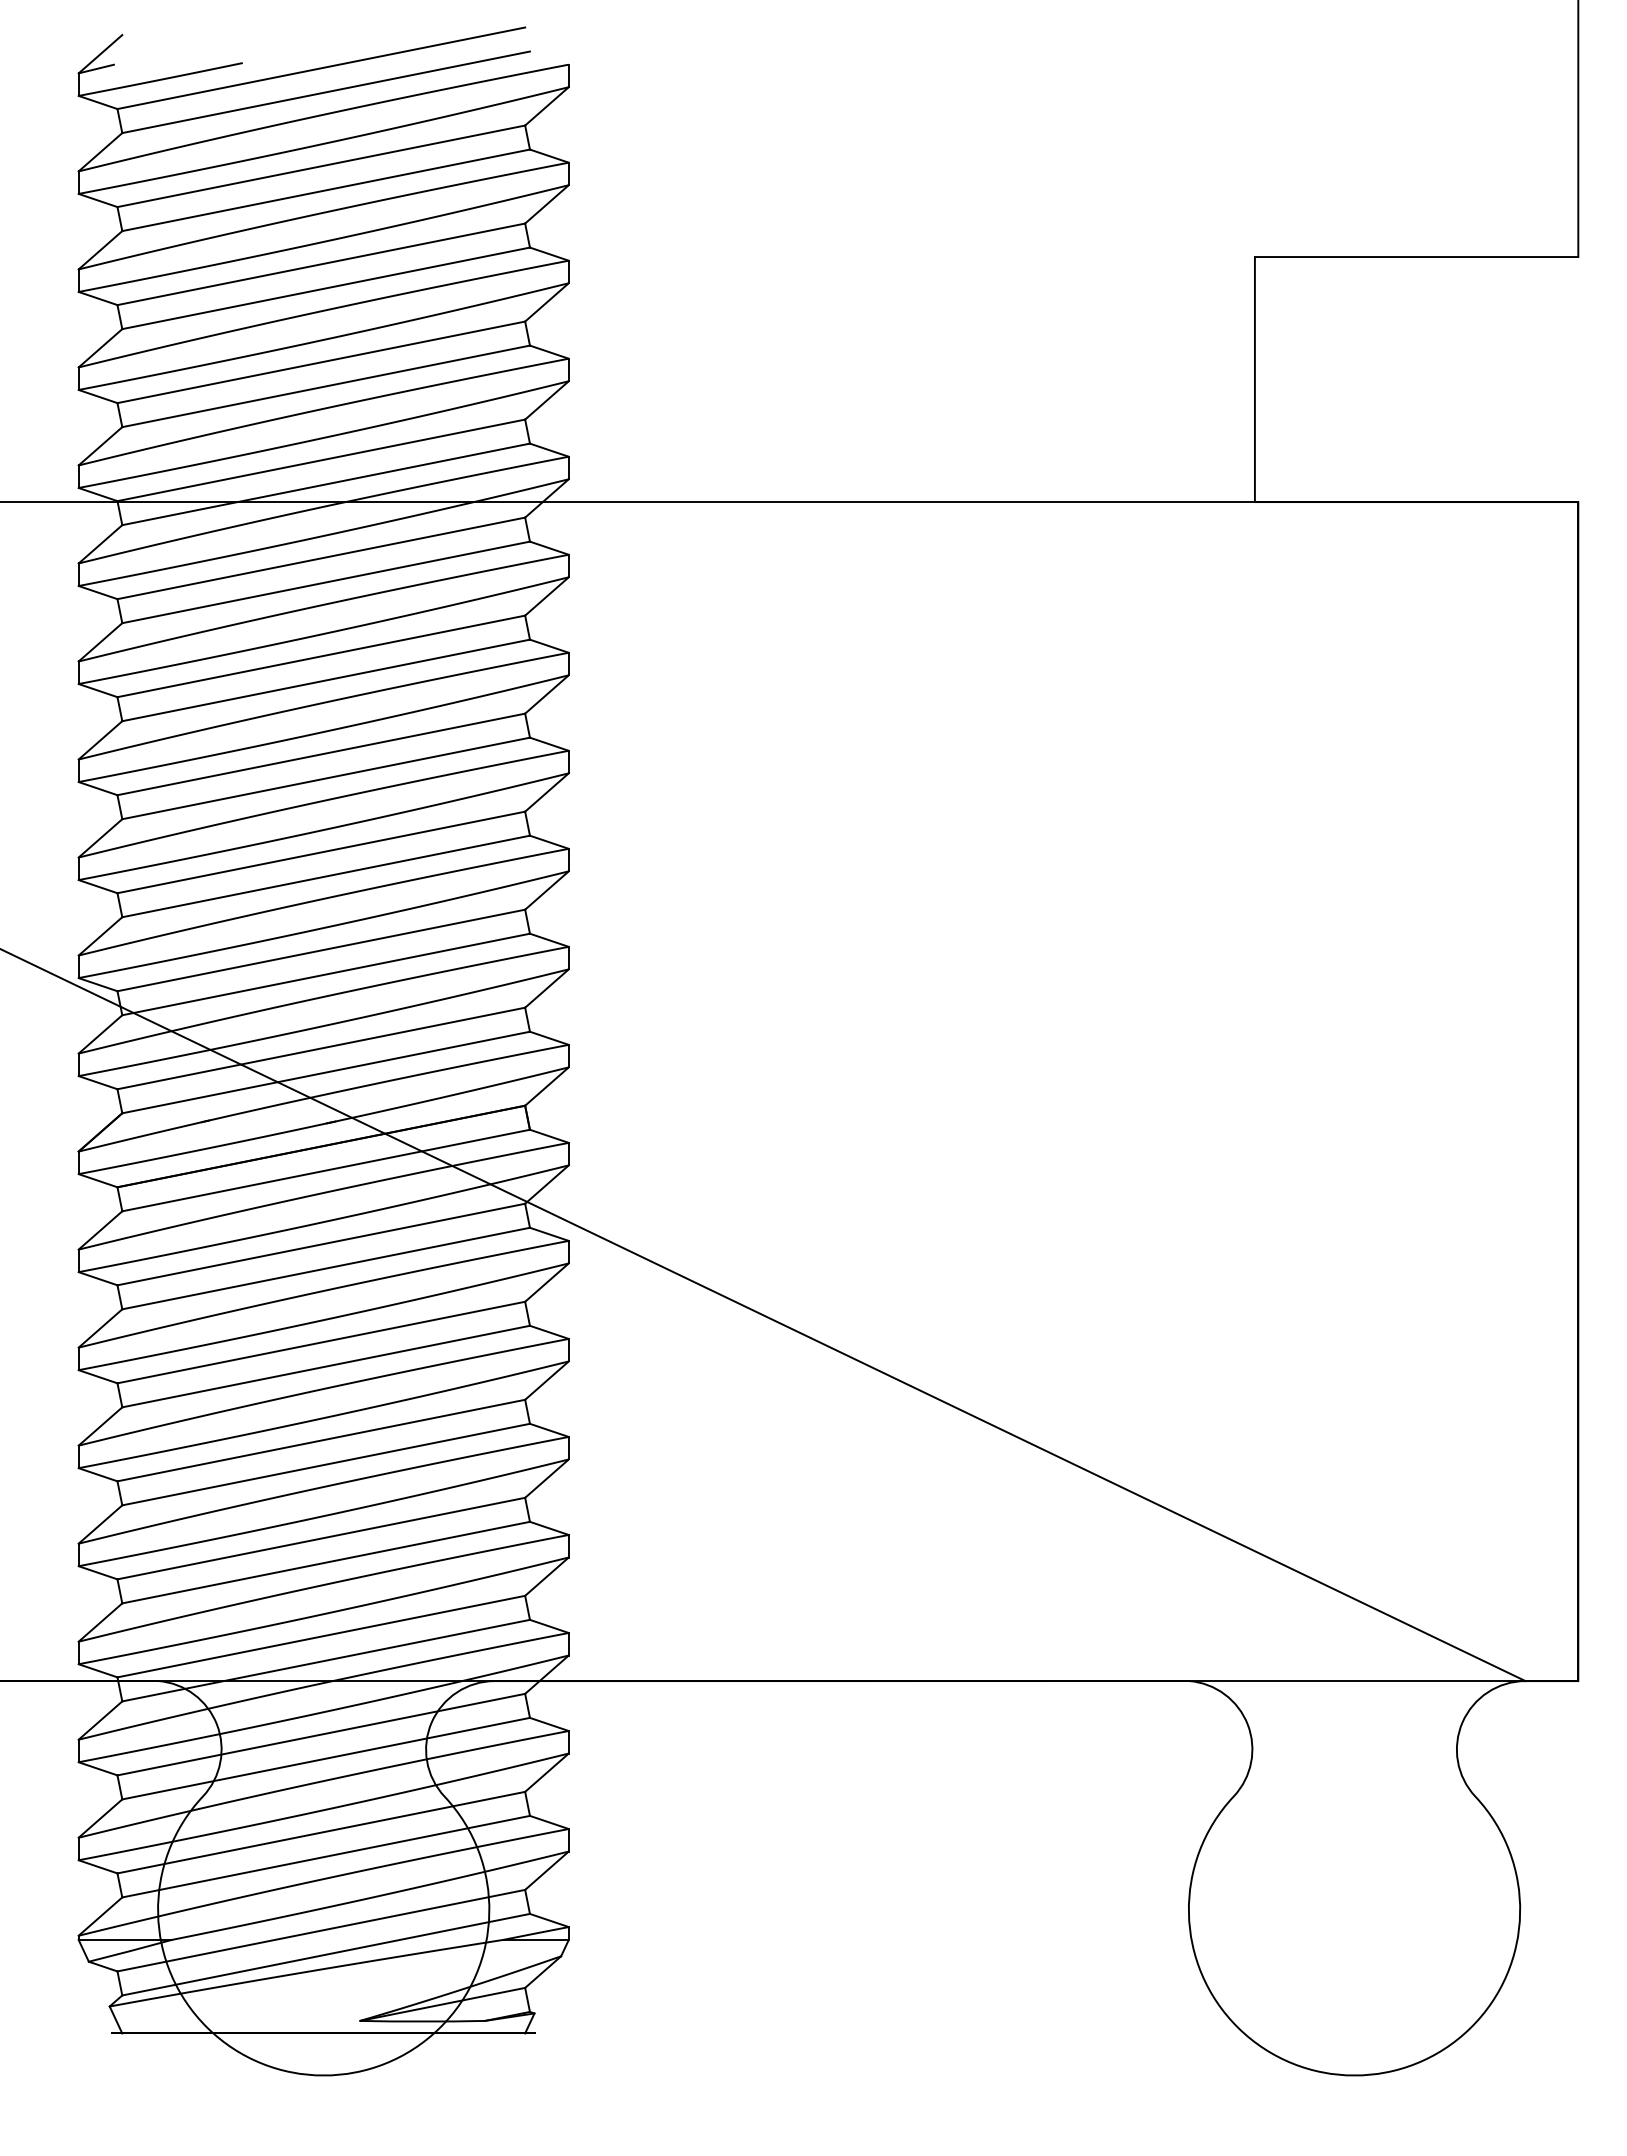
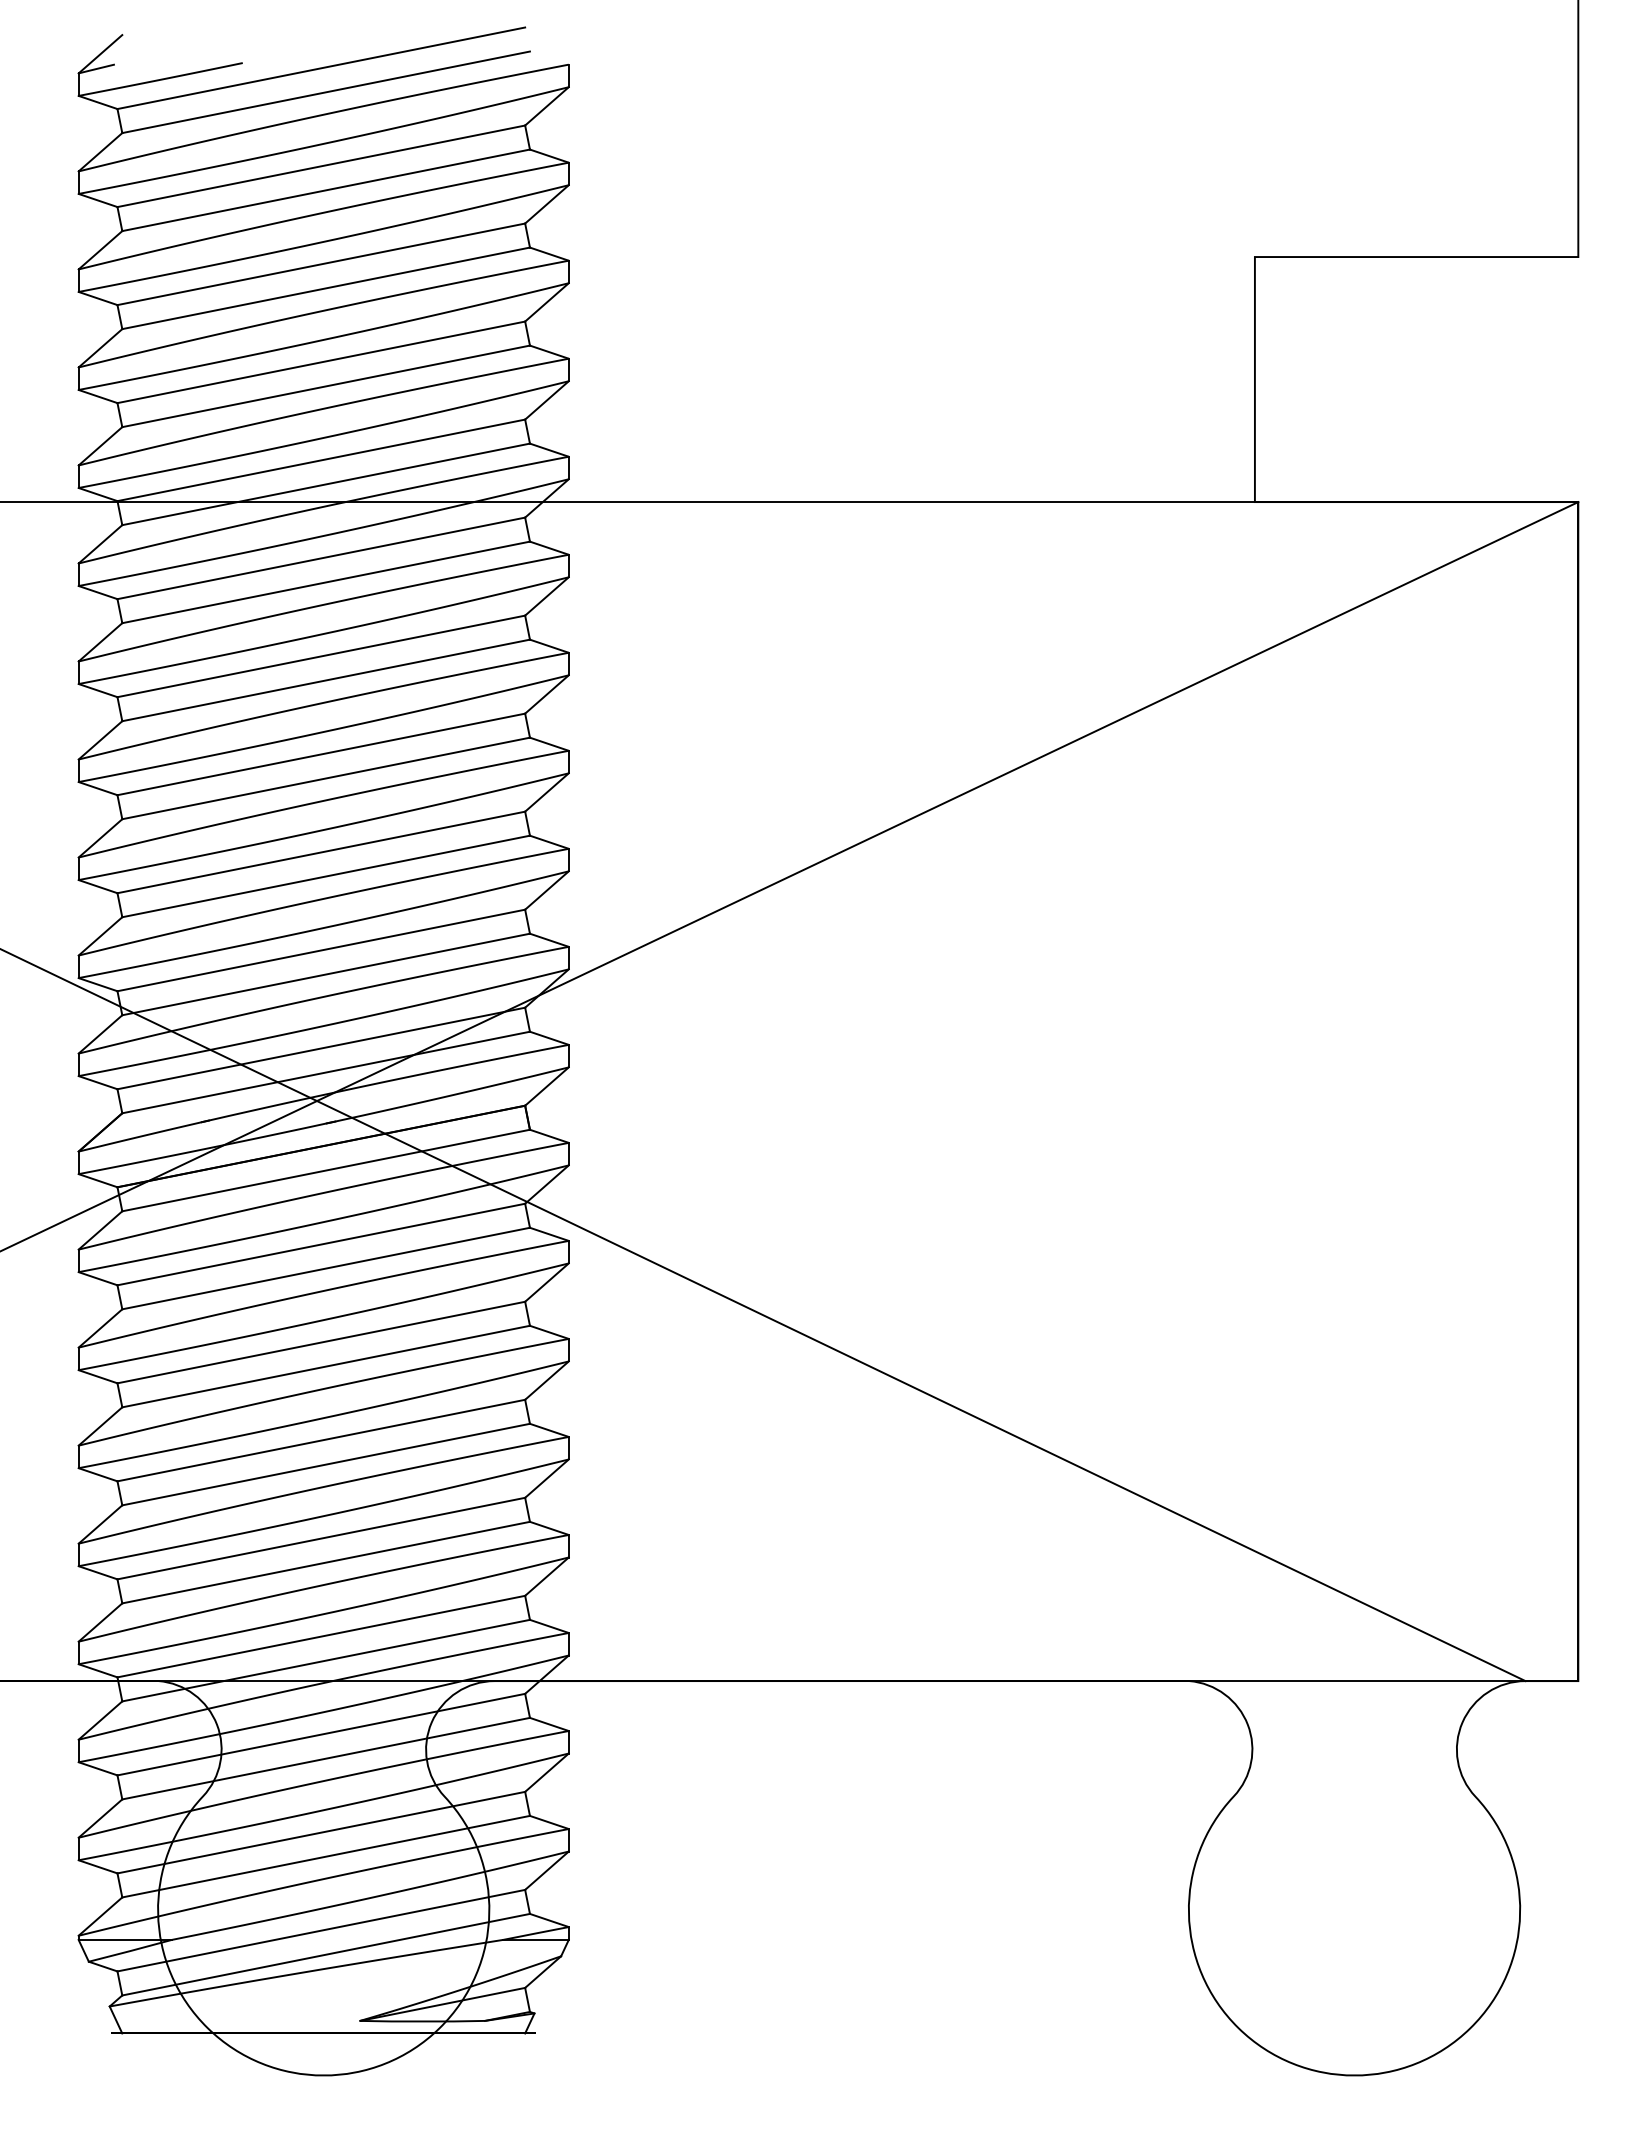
line: none -> present (790, 876)
